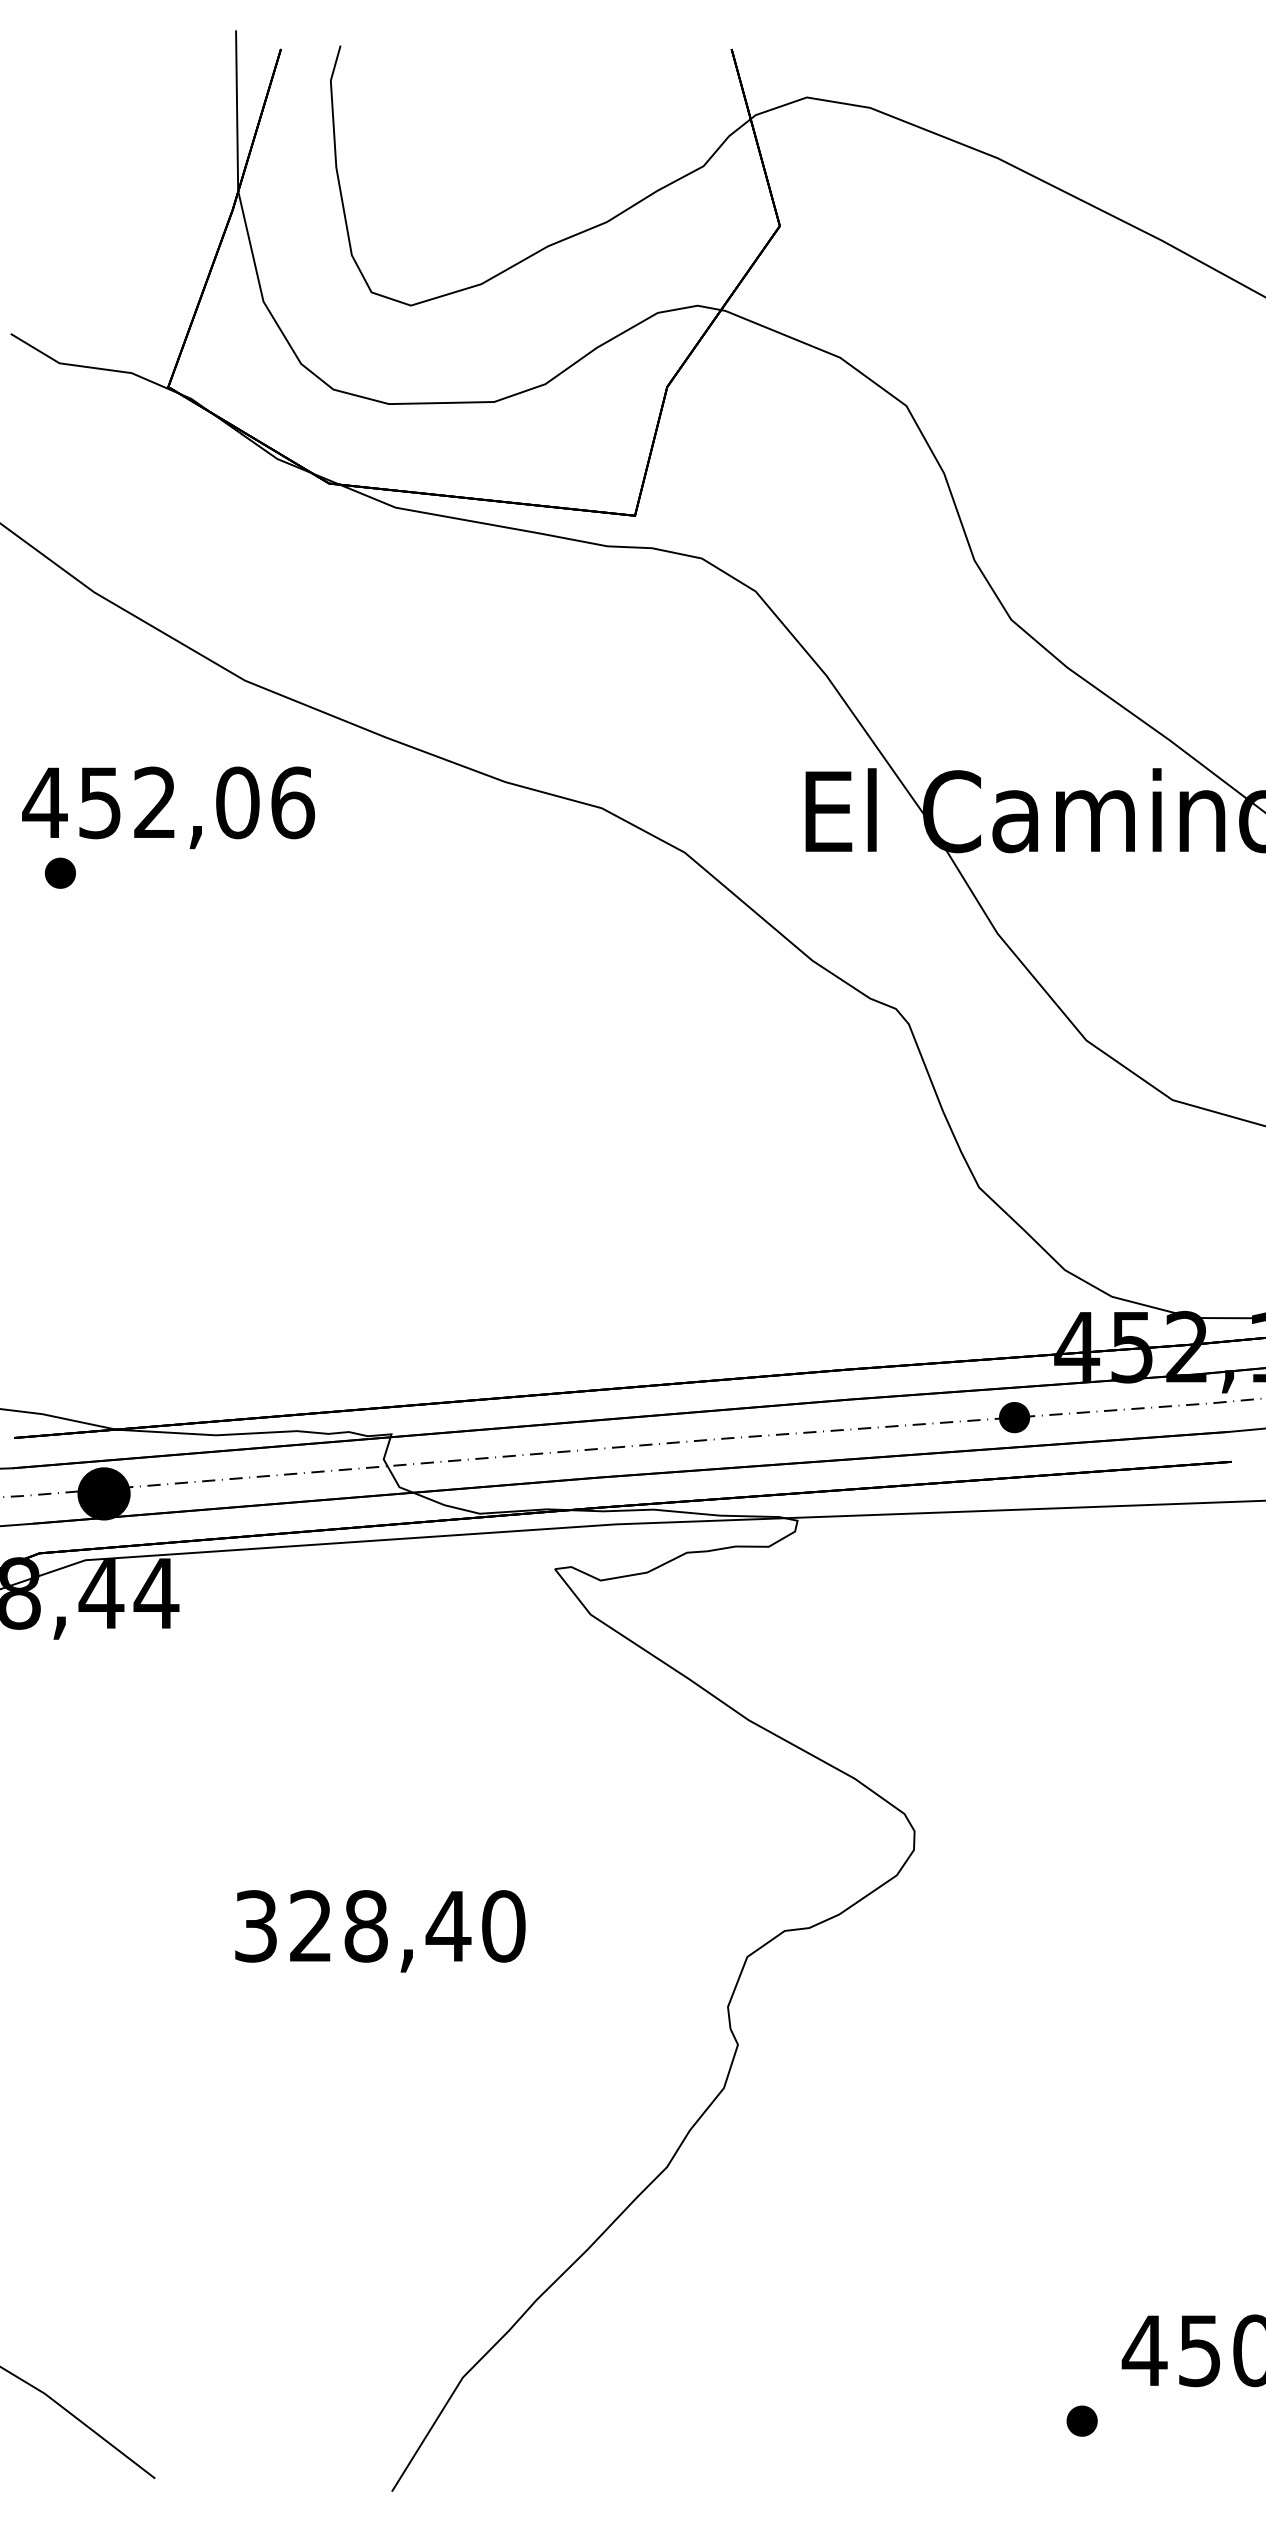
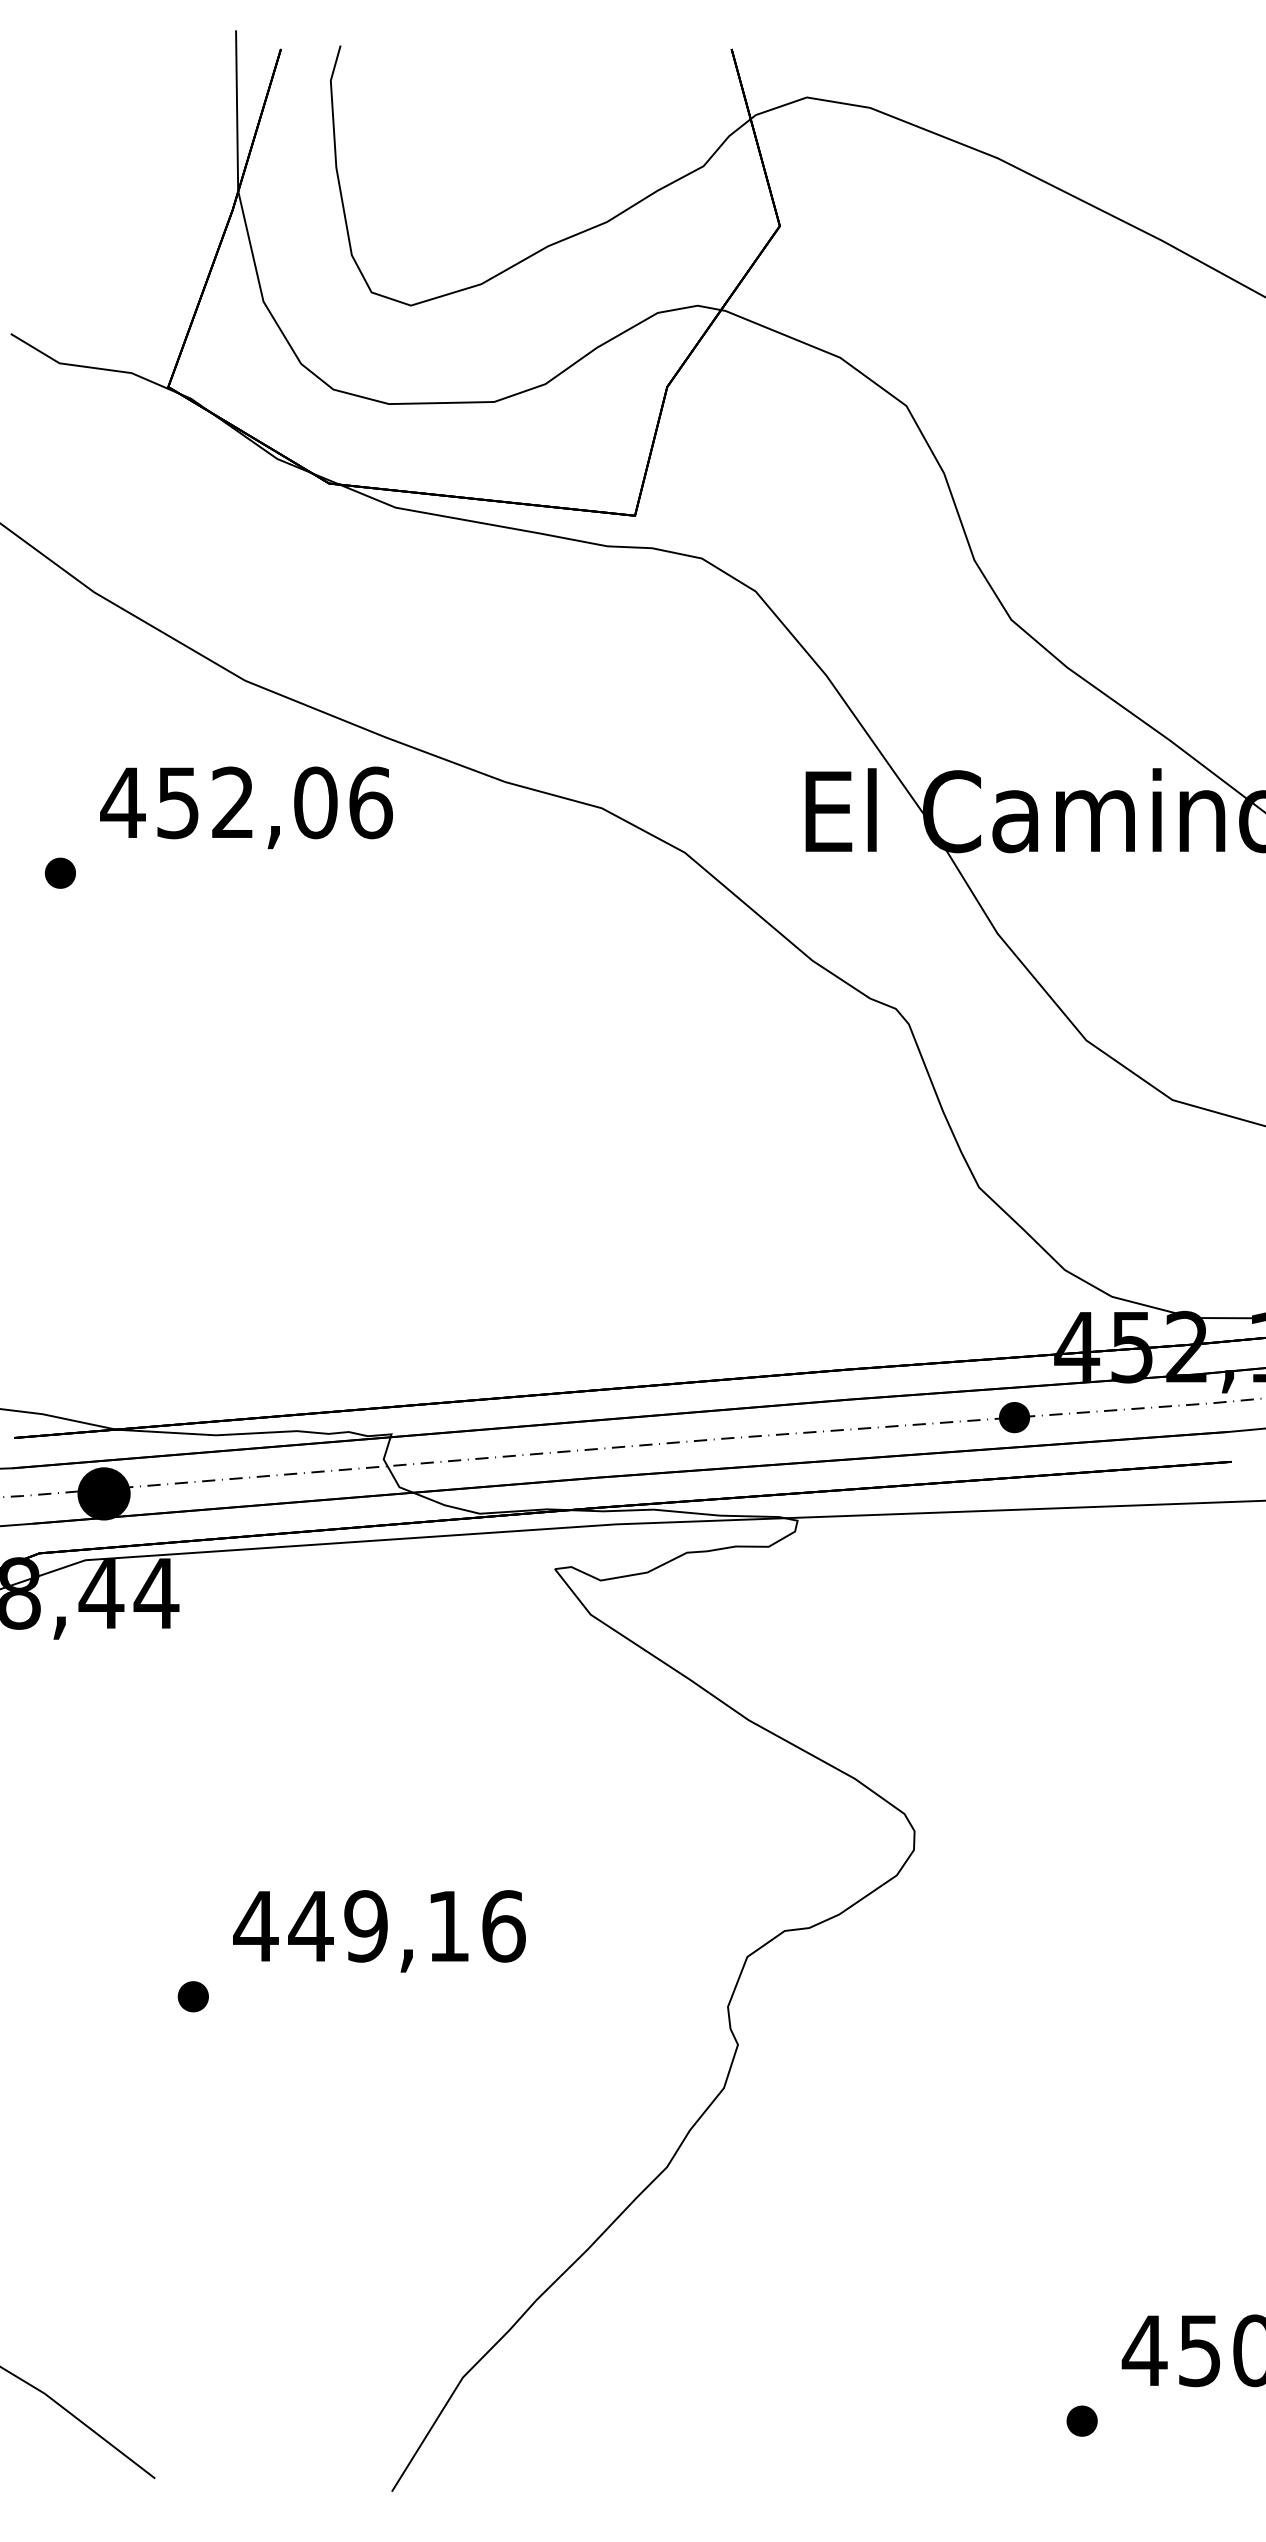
text position: (168, 807) -> (246, 807) (246, 807)
text: 328,40 -> 449,16 (379, 1926)
part: none -> present (192, 1996)
